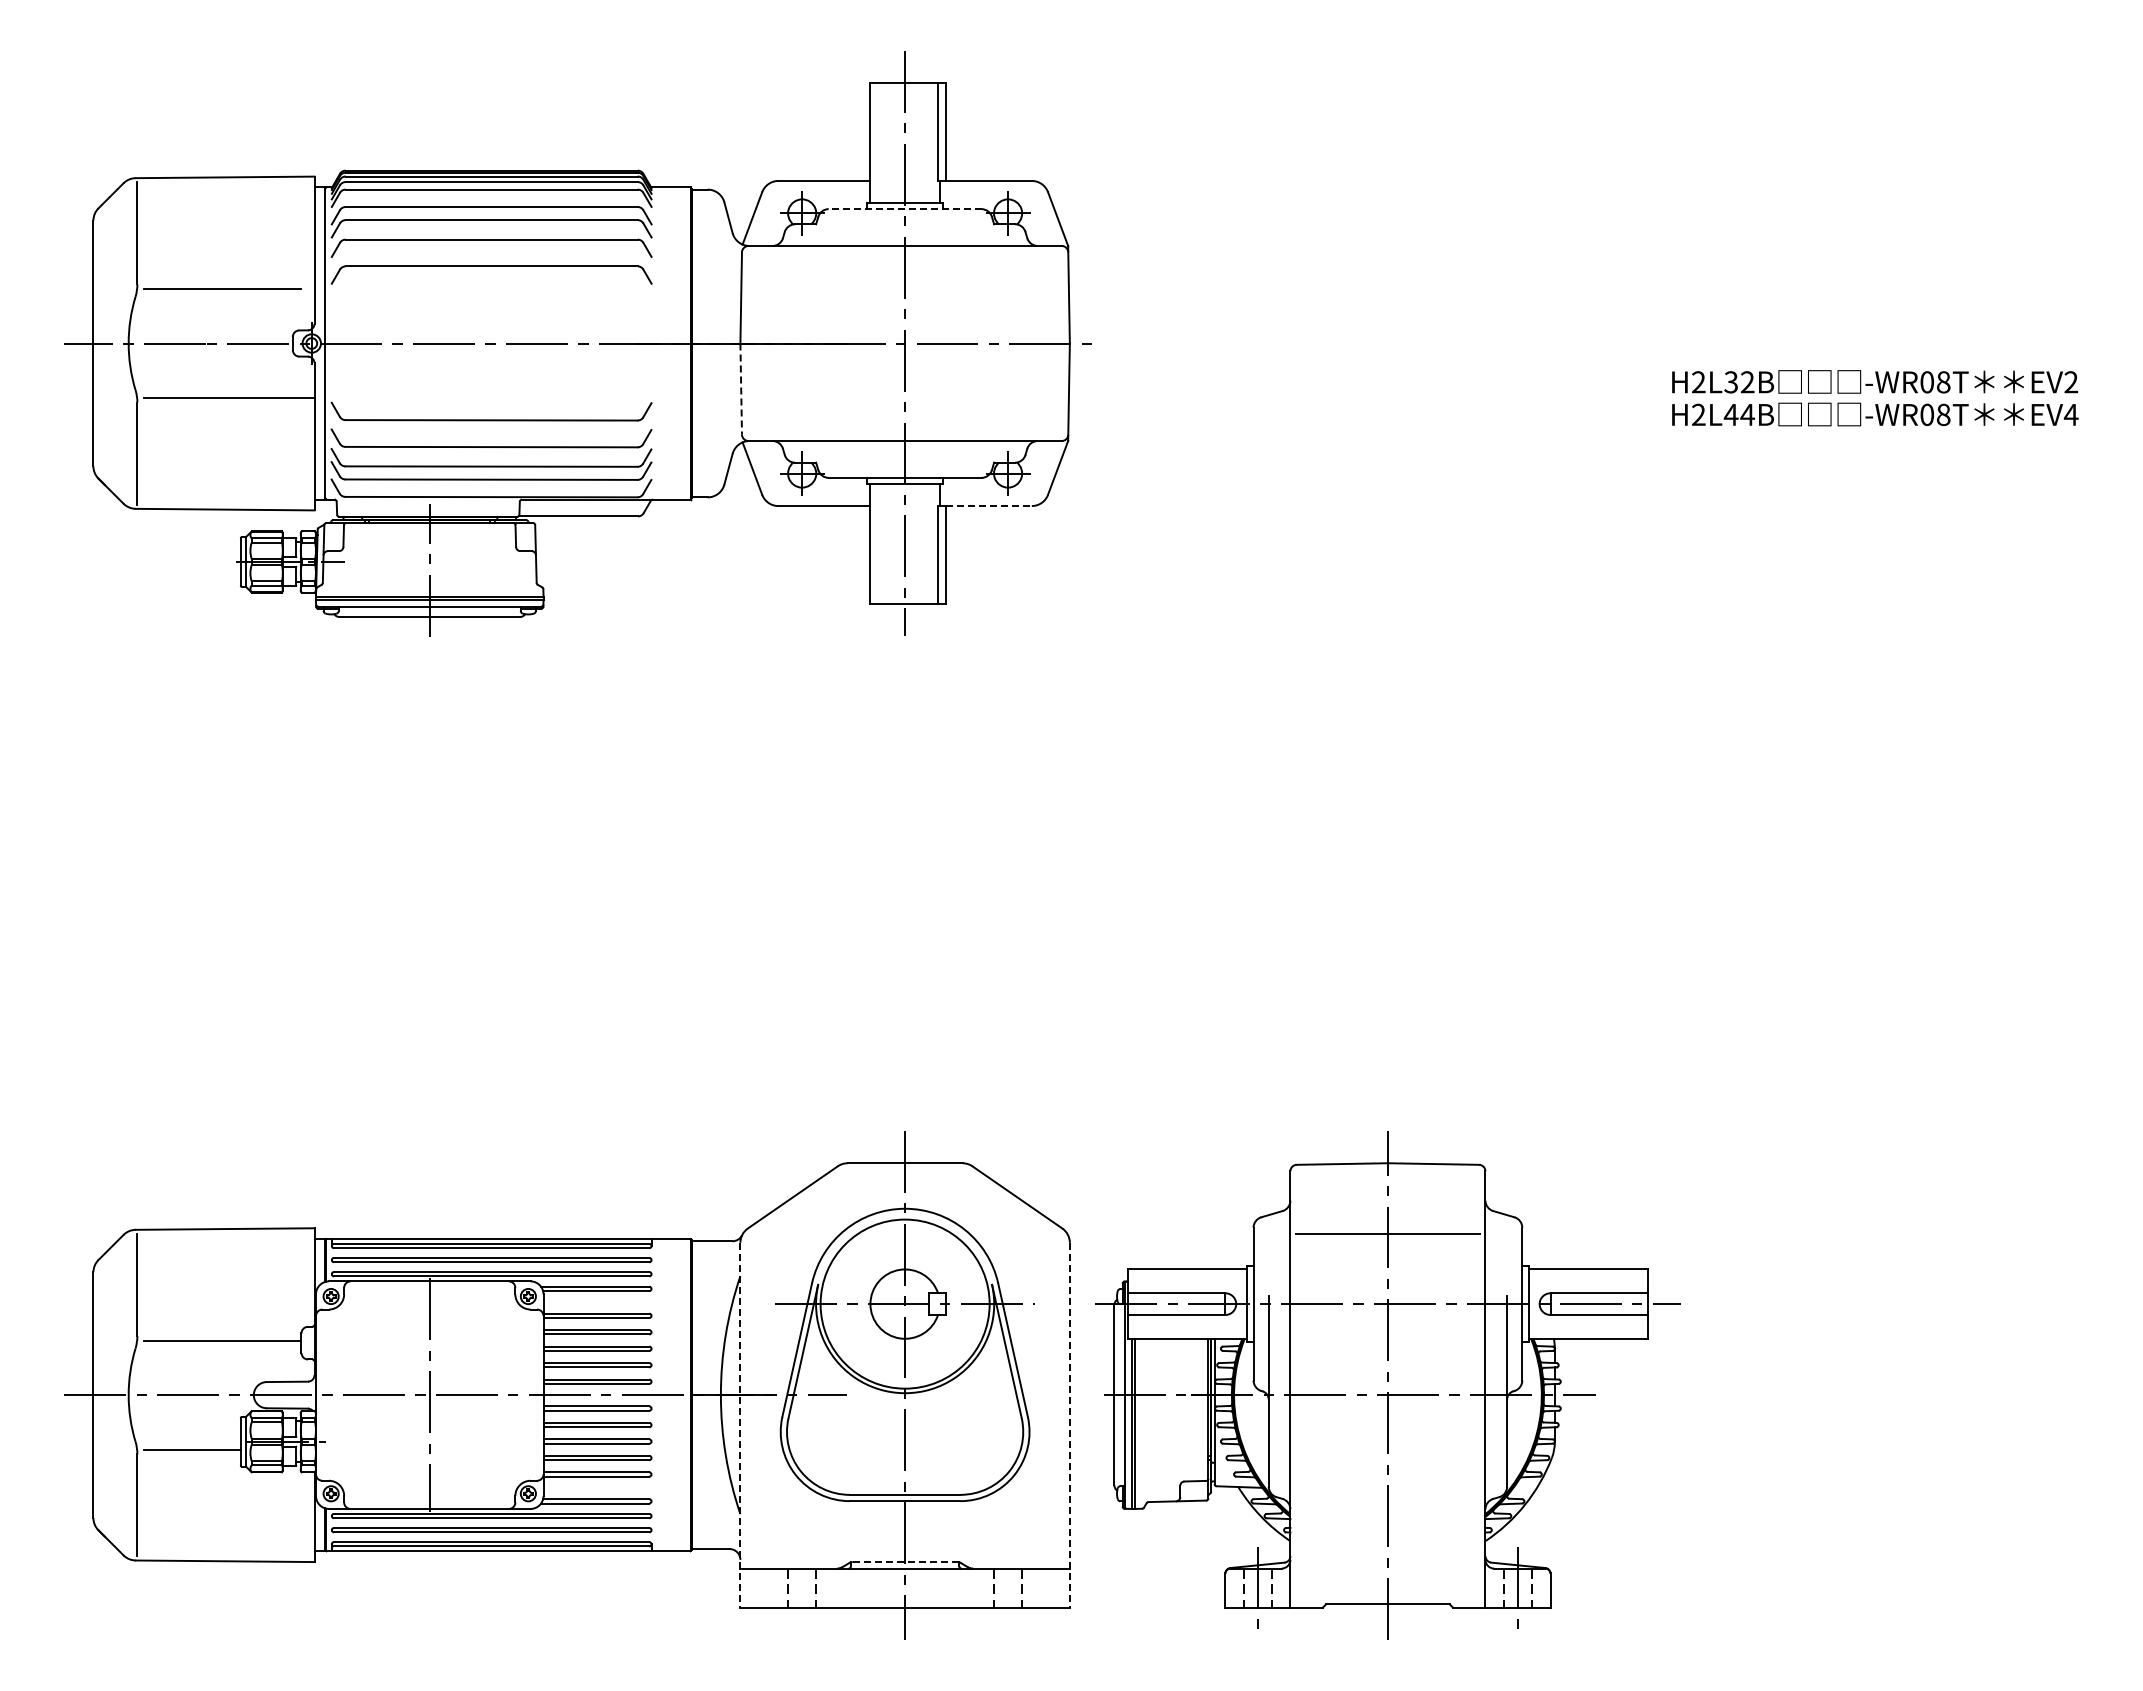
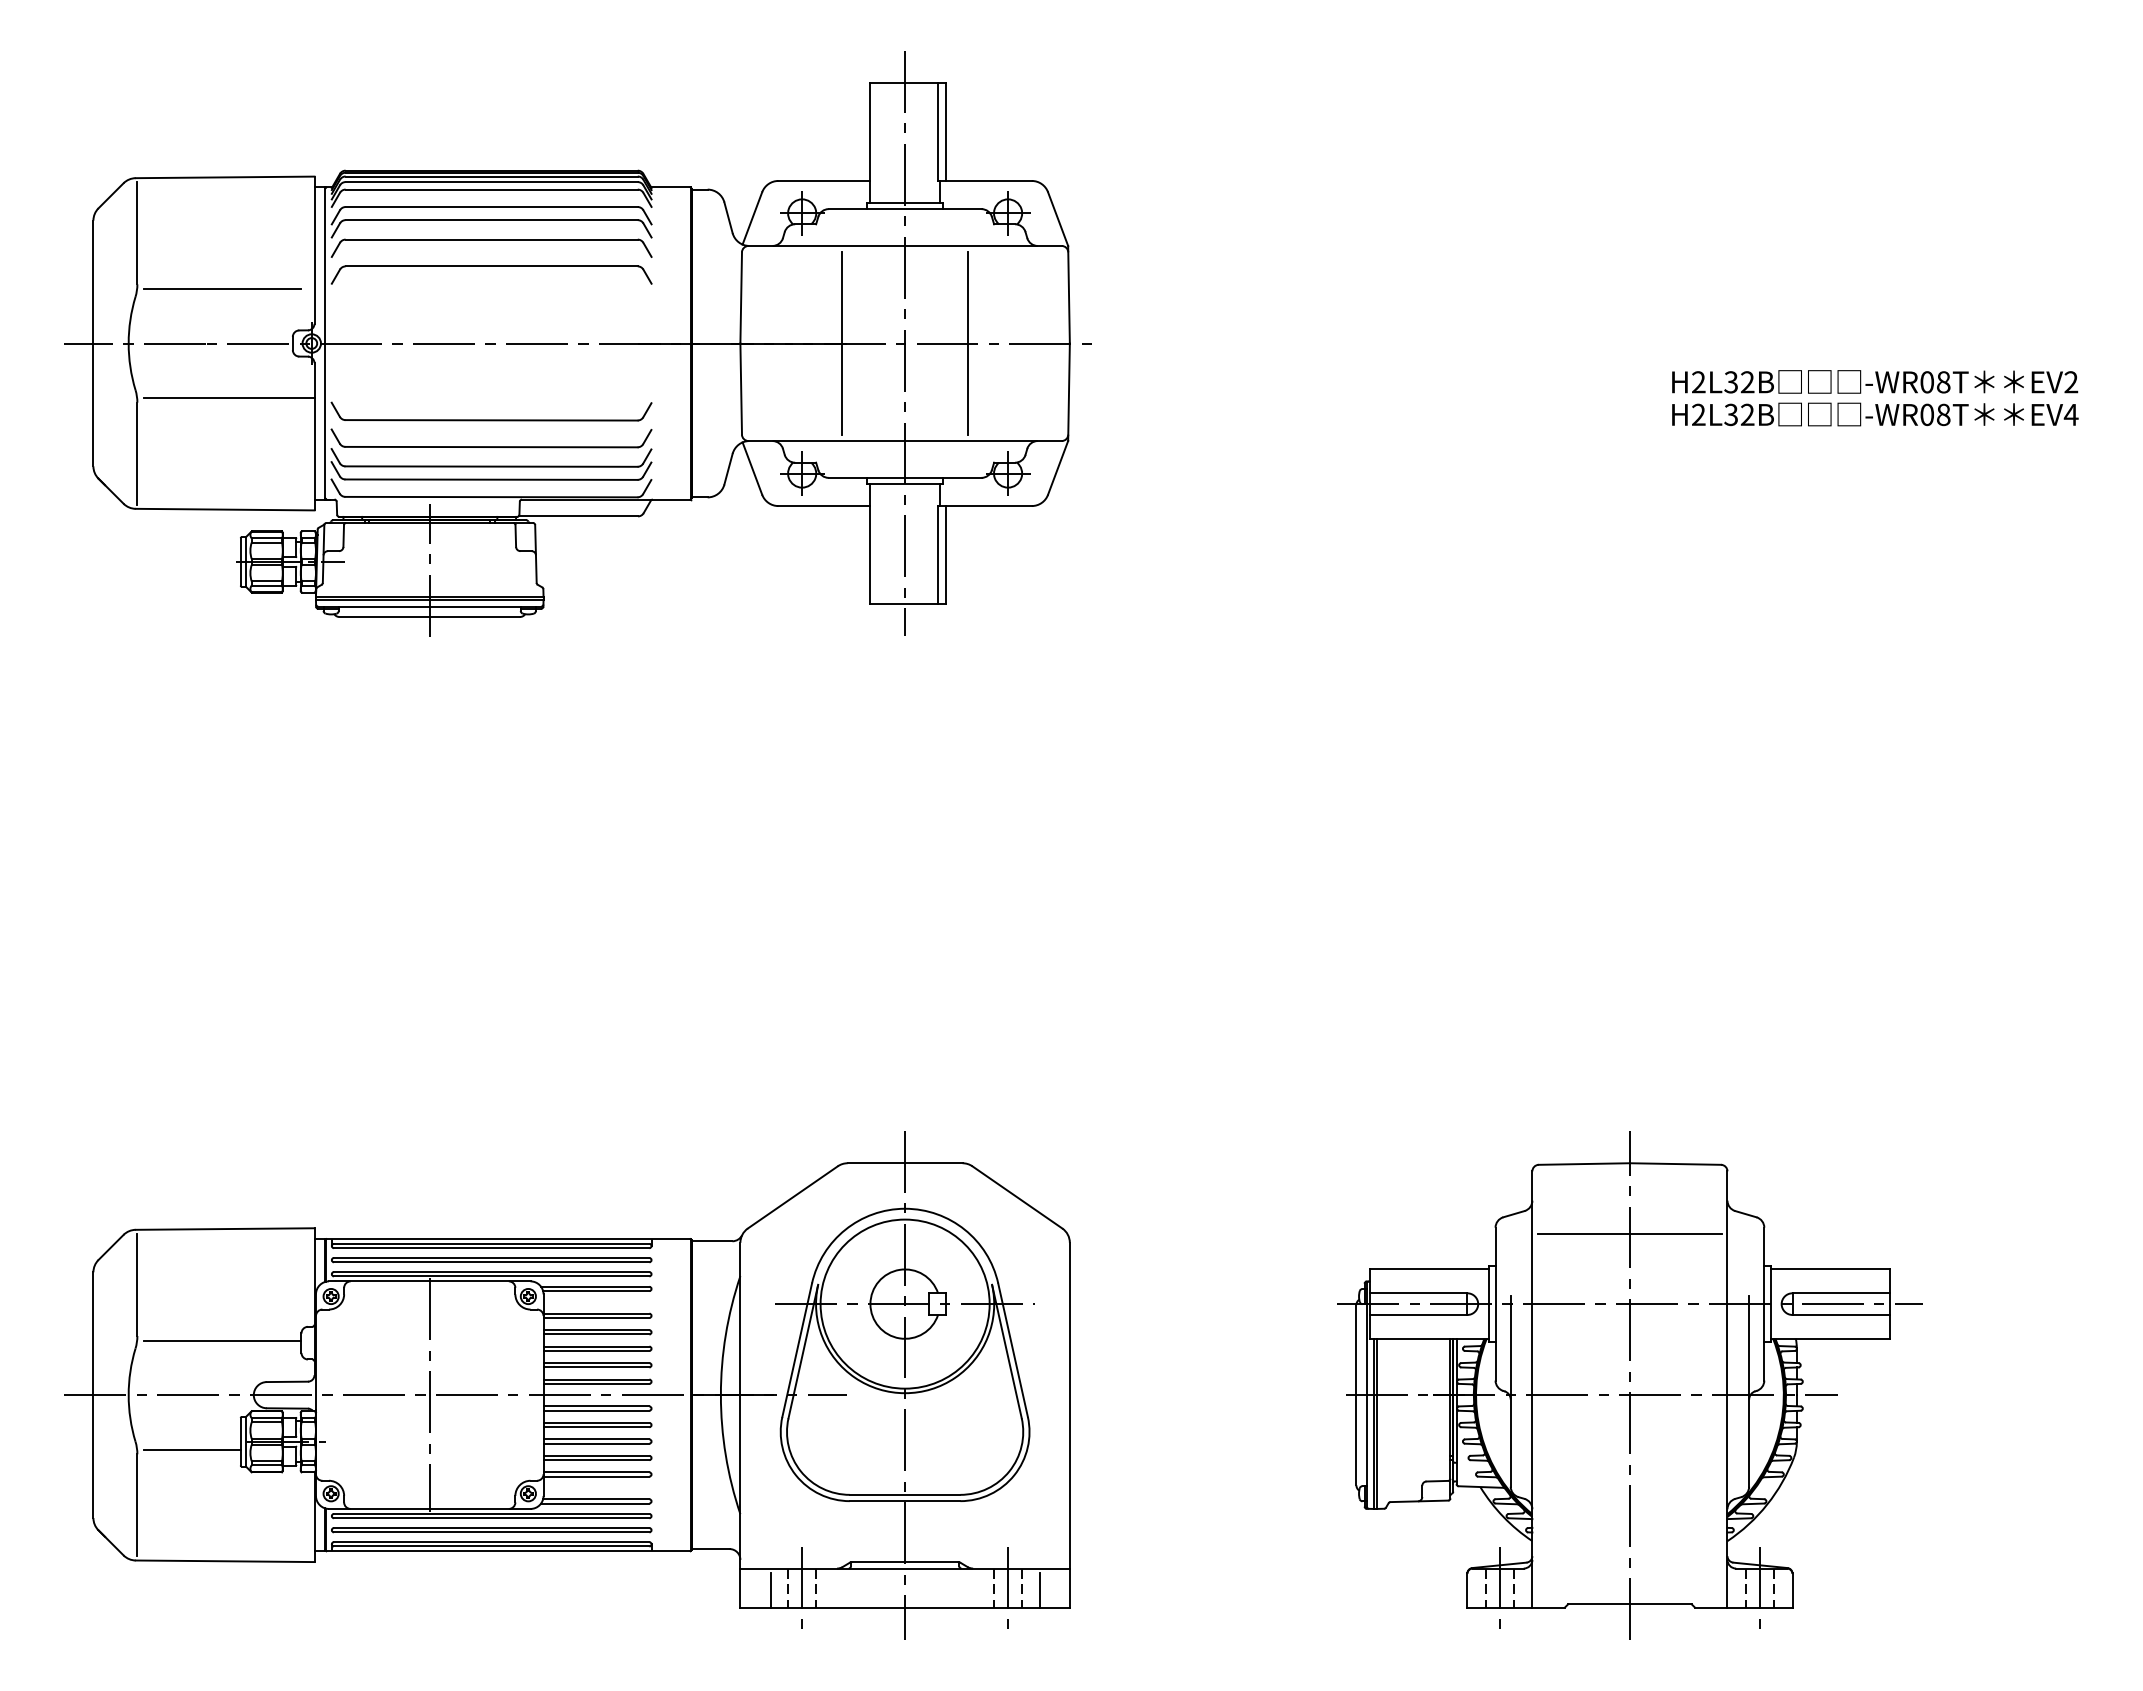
line: dashed -> solid (904, 209)
line: none -> present (842, 343)
line: none -> present (967, 343)
line: dashed -> solid (741, 389)
text: H2L44B -> H2L32B (1738, 414)
line: dashed -> solid (989, 506)
part position: (1387, 1385) -> (1629, 1385) (1629, 1385)
line: dashed -> solid (740, 1425)
line: dashed -> solid (1069, 1425)
line: dashed -> solid (905, 1562)
line: none -> present (802, 1587)
line: none -> present (1008, 1587)
line: none -> present (770, 1590)
line: none -> present (1039, 1590)
